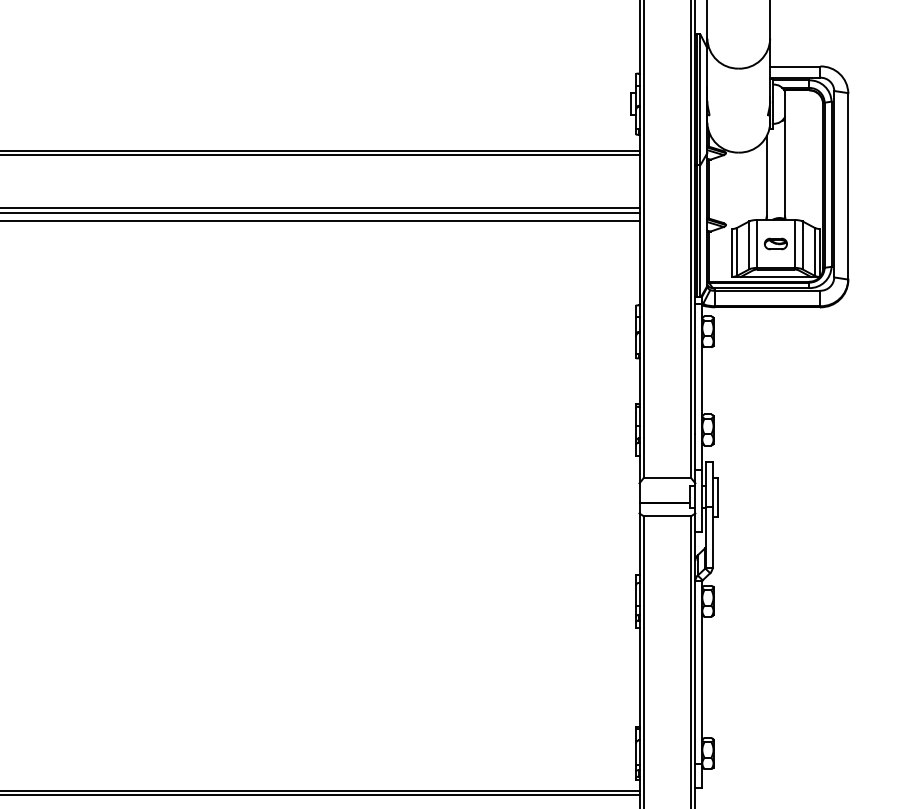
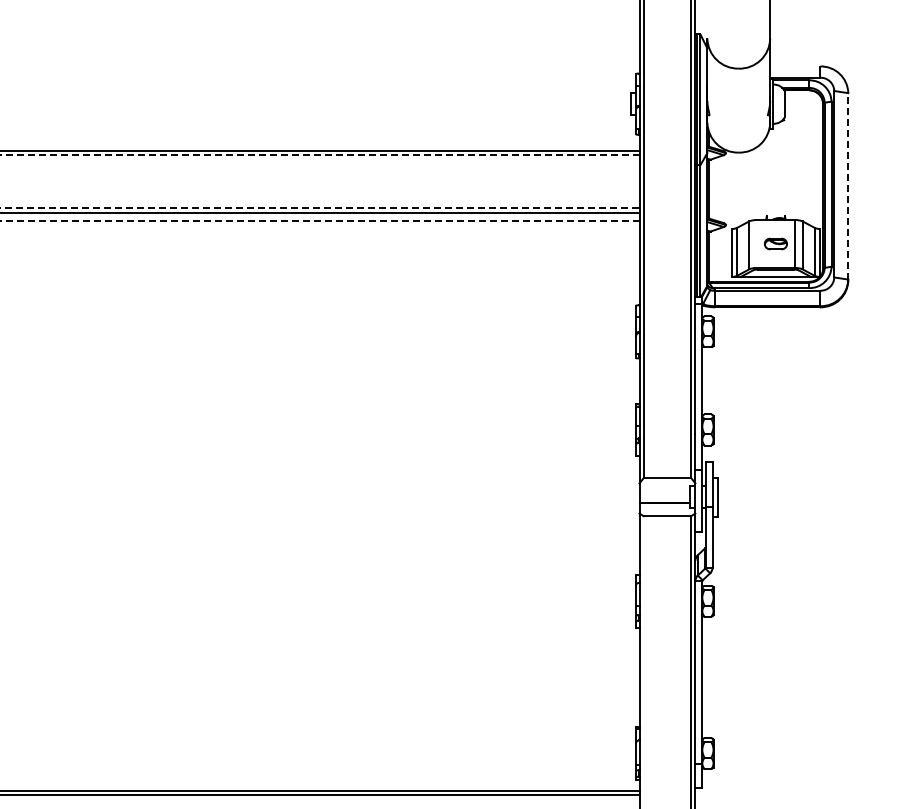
line: present -> none (707, 20)
line: present -> none (795, 66)
line: solid -> dashed (319, 155)
line: present -> none (785, 165)
line: present -> none (766, 175)
line: solid -> dashed (848, 185)
line: solid -> dashed (320, 208)
line: solid -> dashed (319, 221)
line: present -> none (756, 244)
line: present -> none (643, 660)
